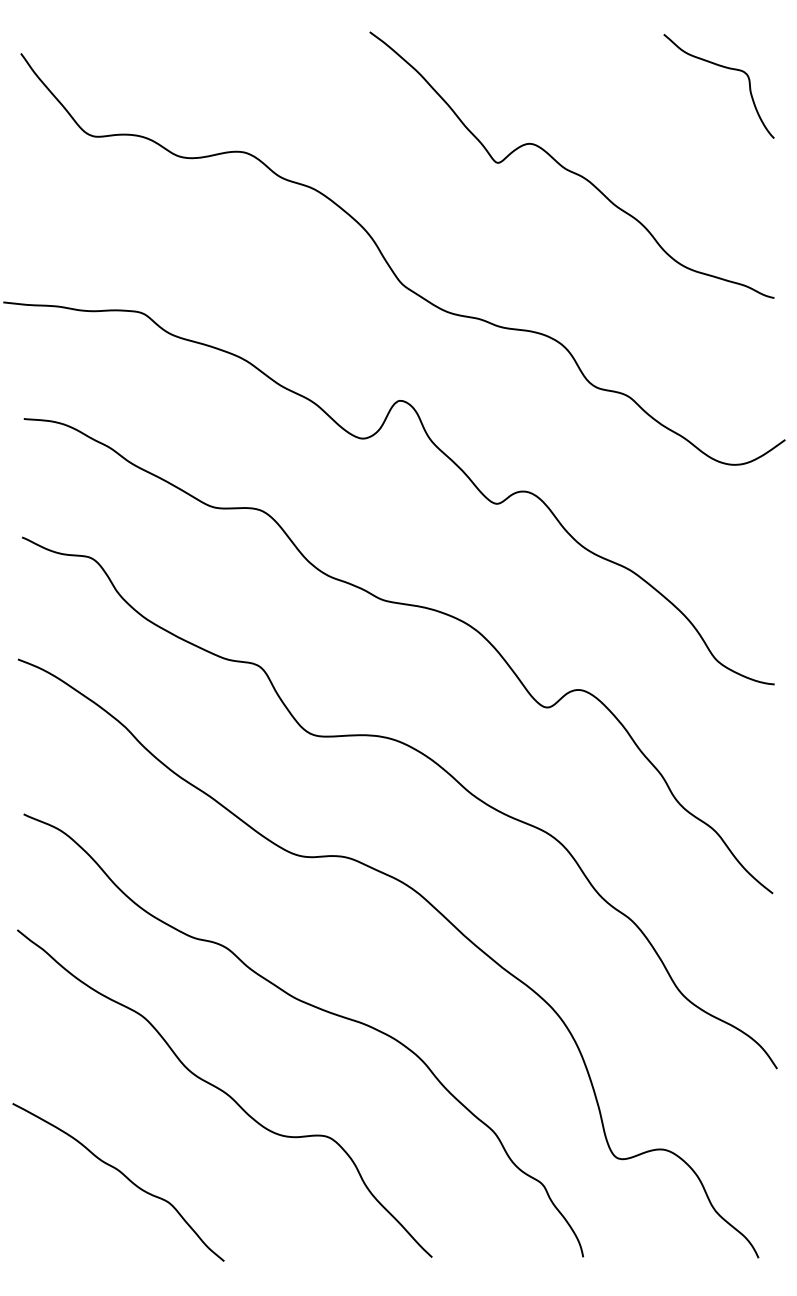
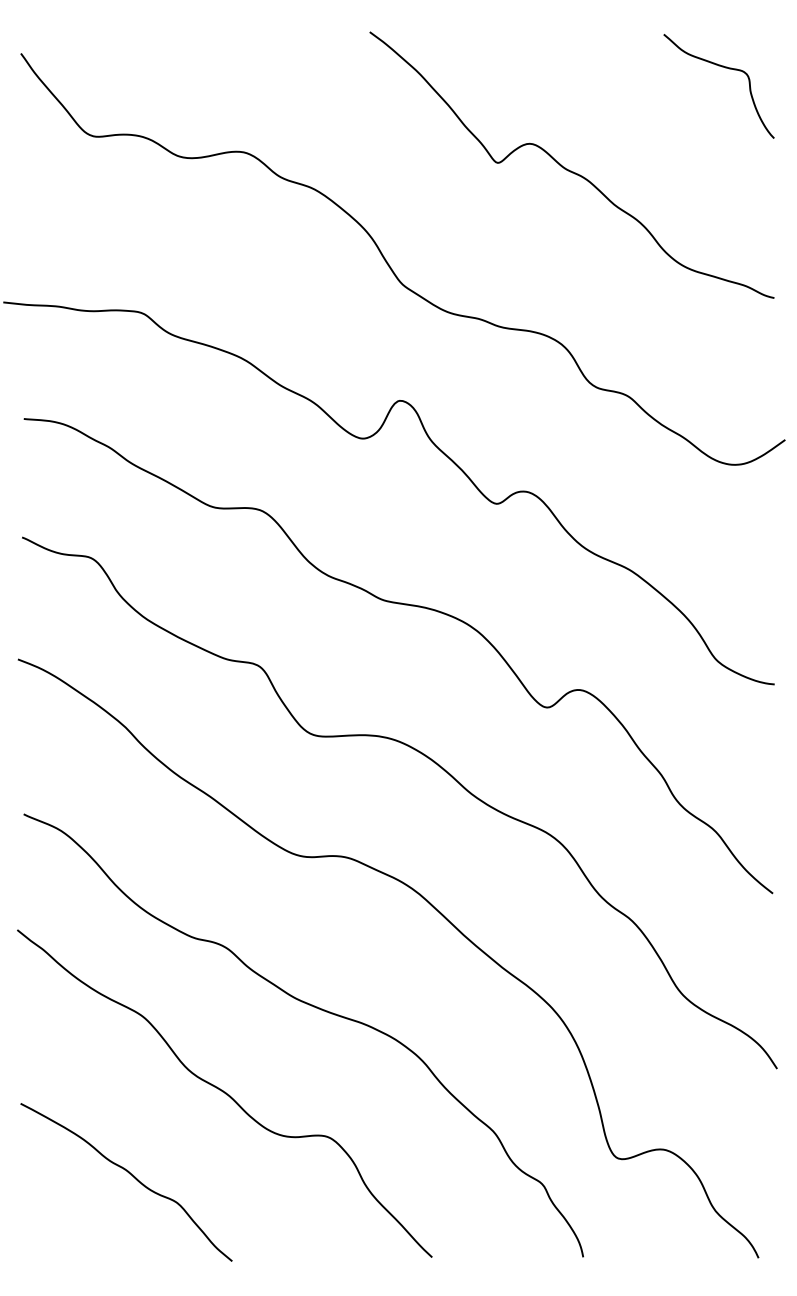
curve position: (124, 1176) -> (132, 1176) (132, 1176)
